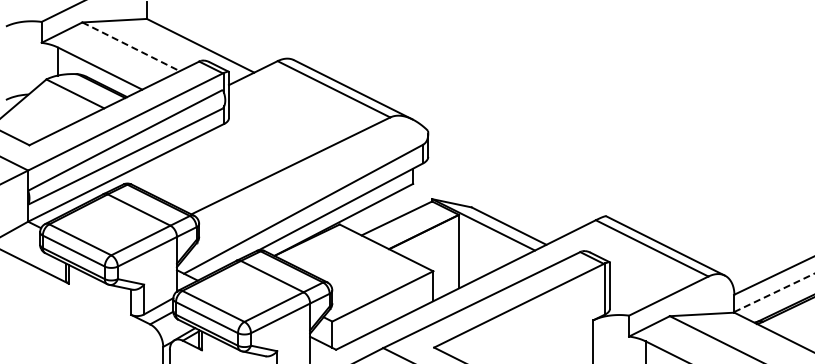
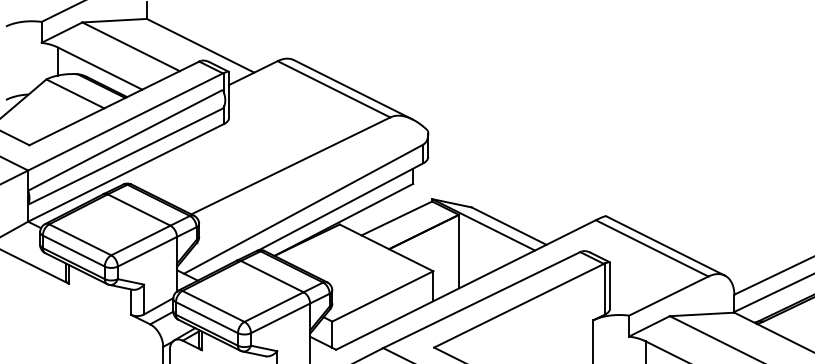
line: dashed -> solid (131, 47)
line: dashed -> solid (774, 292)
